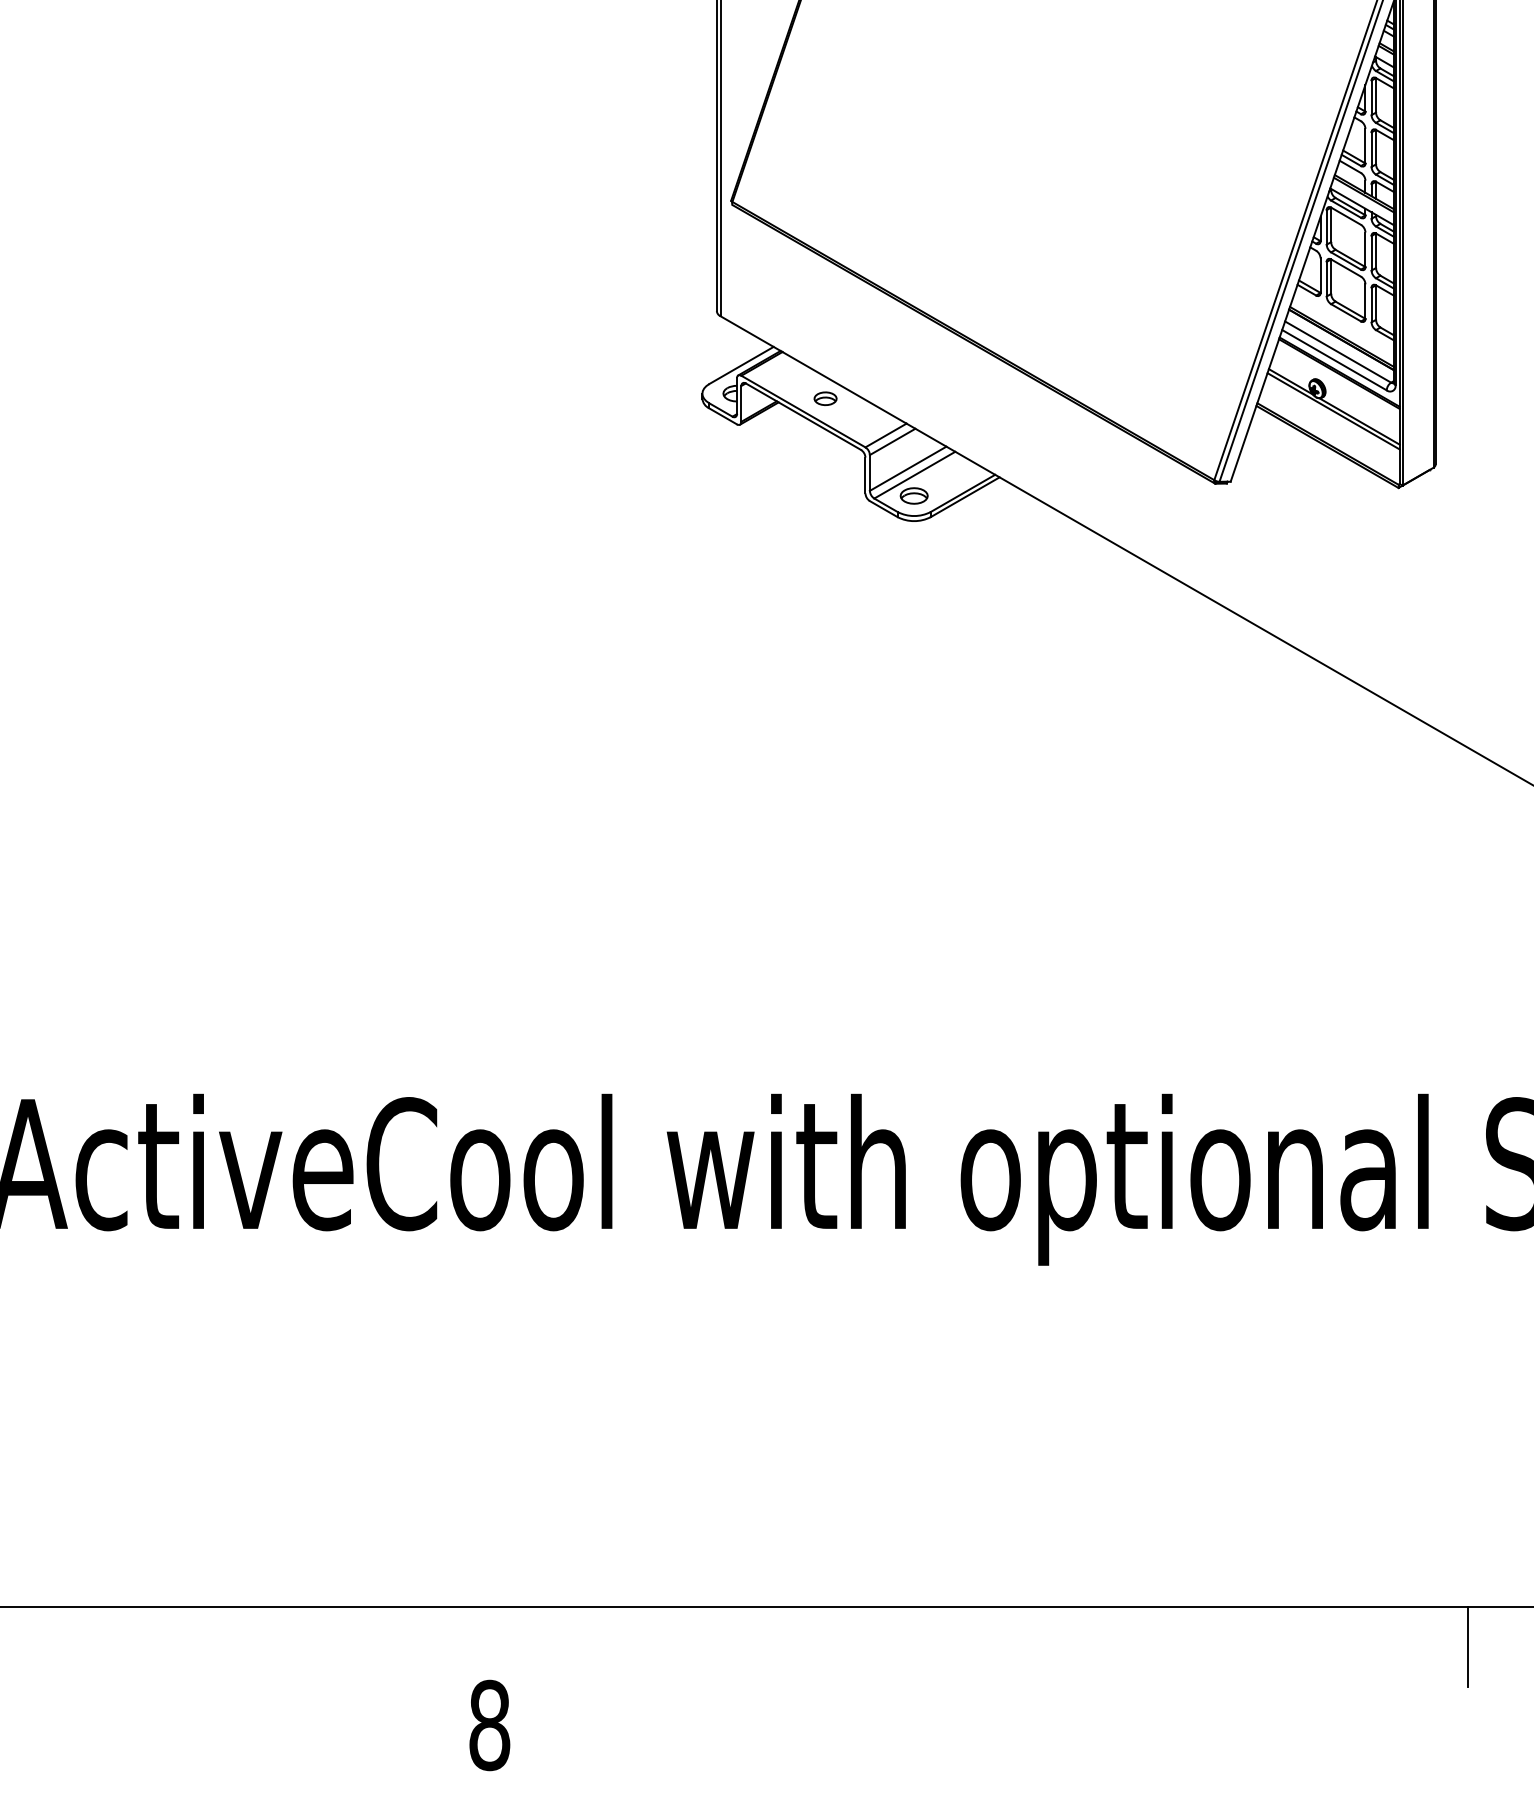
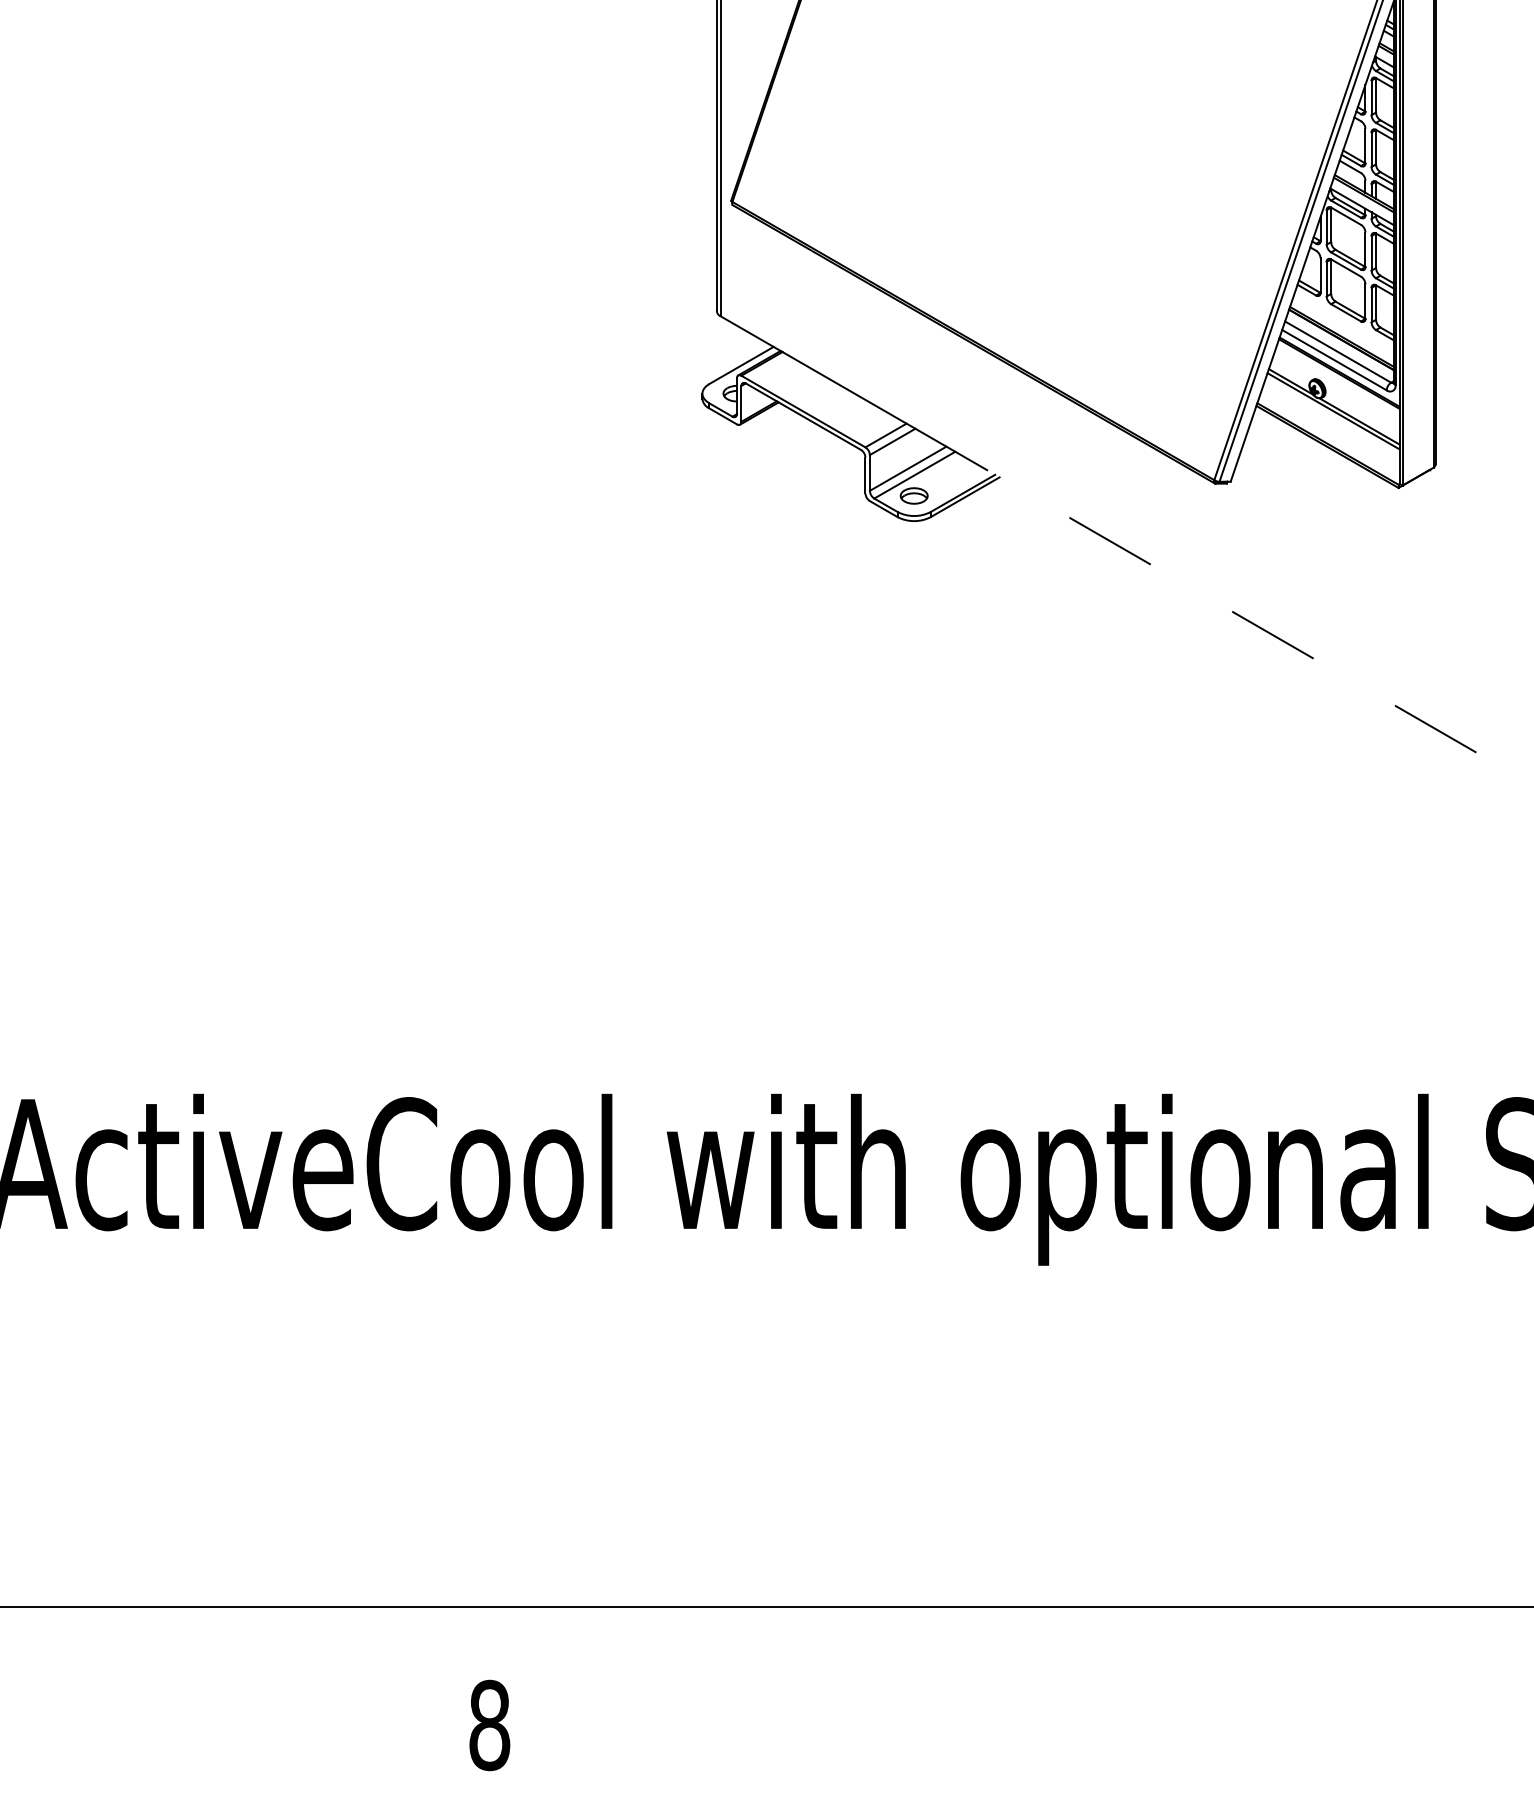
part: present -> none (825, 398)
line: solid -> dashed (1220, 604)
line: present -> none (1467, 1646)
